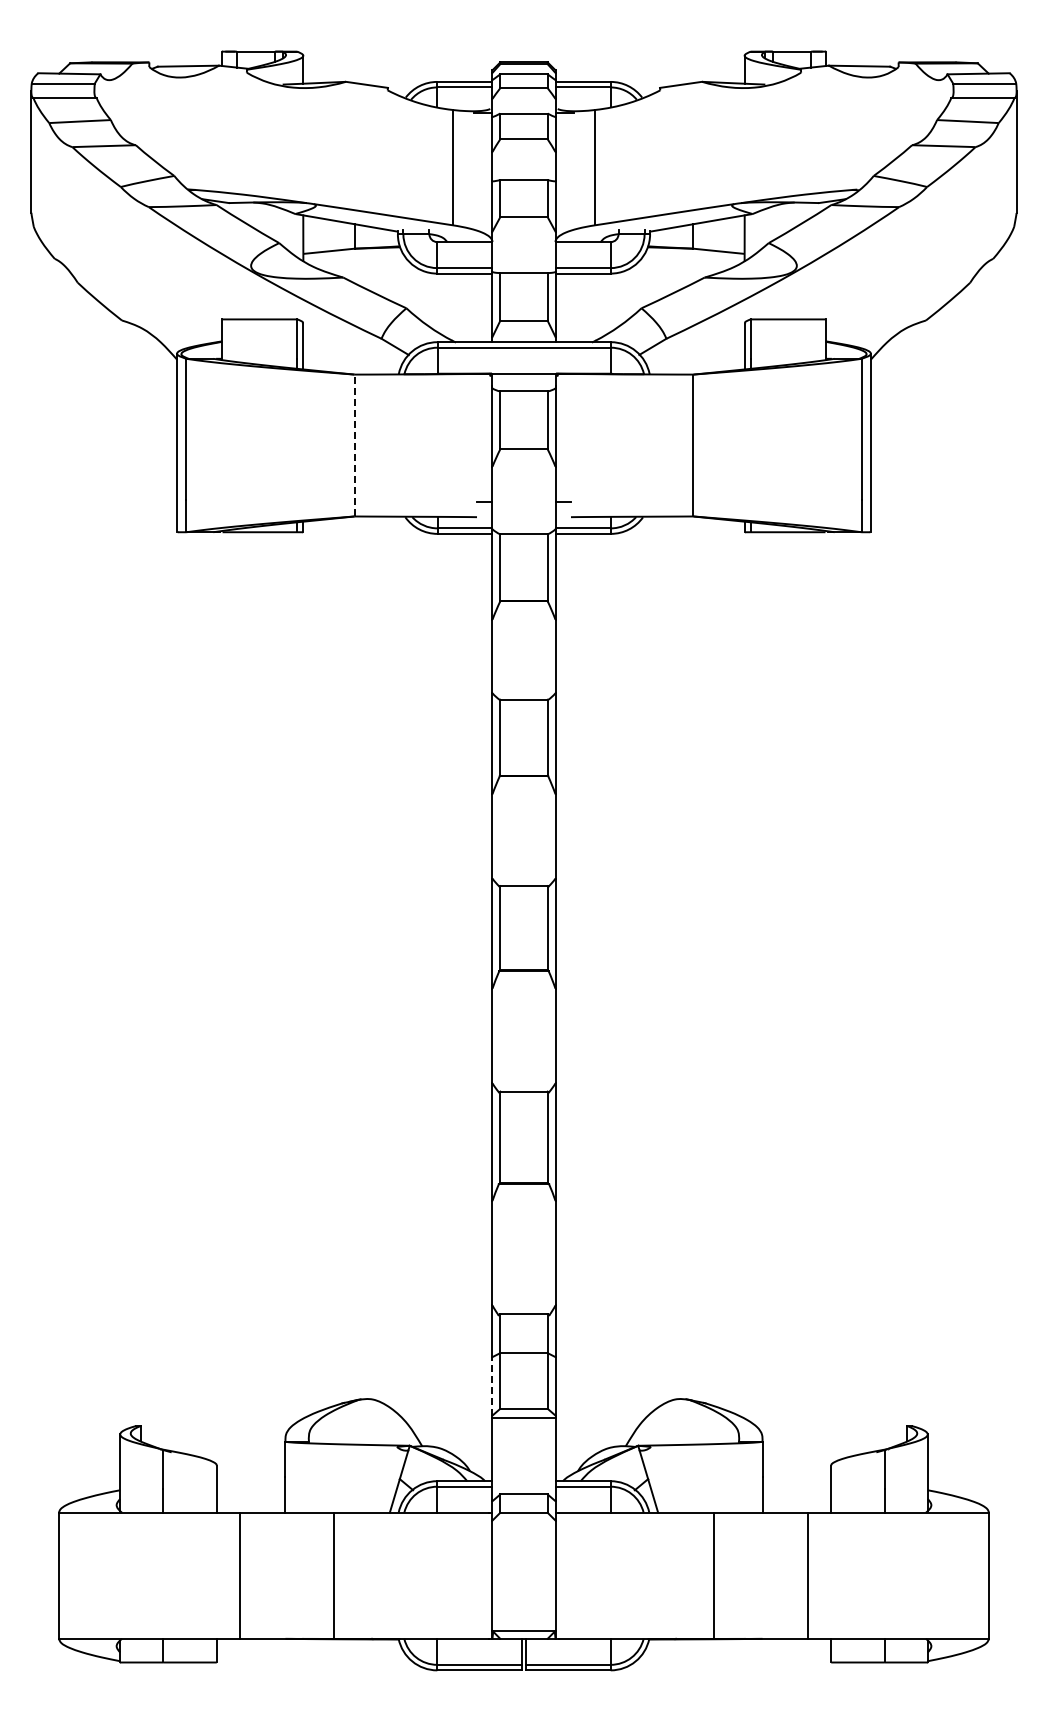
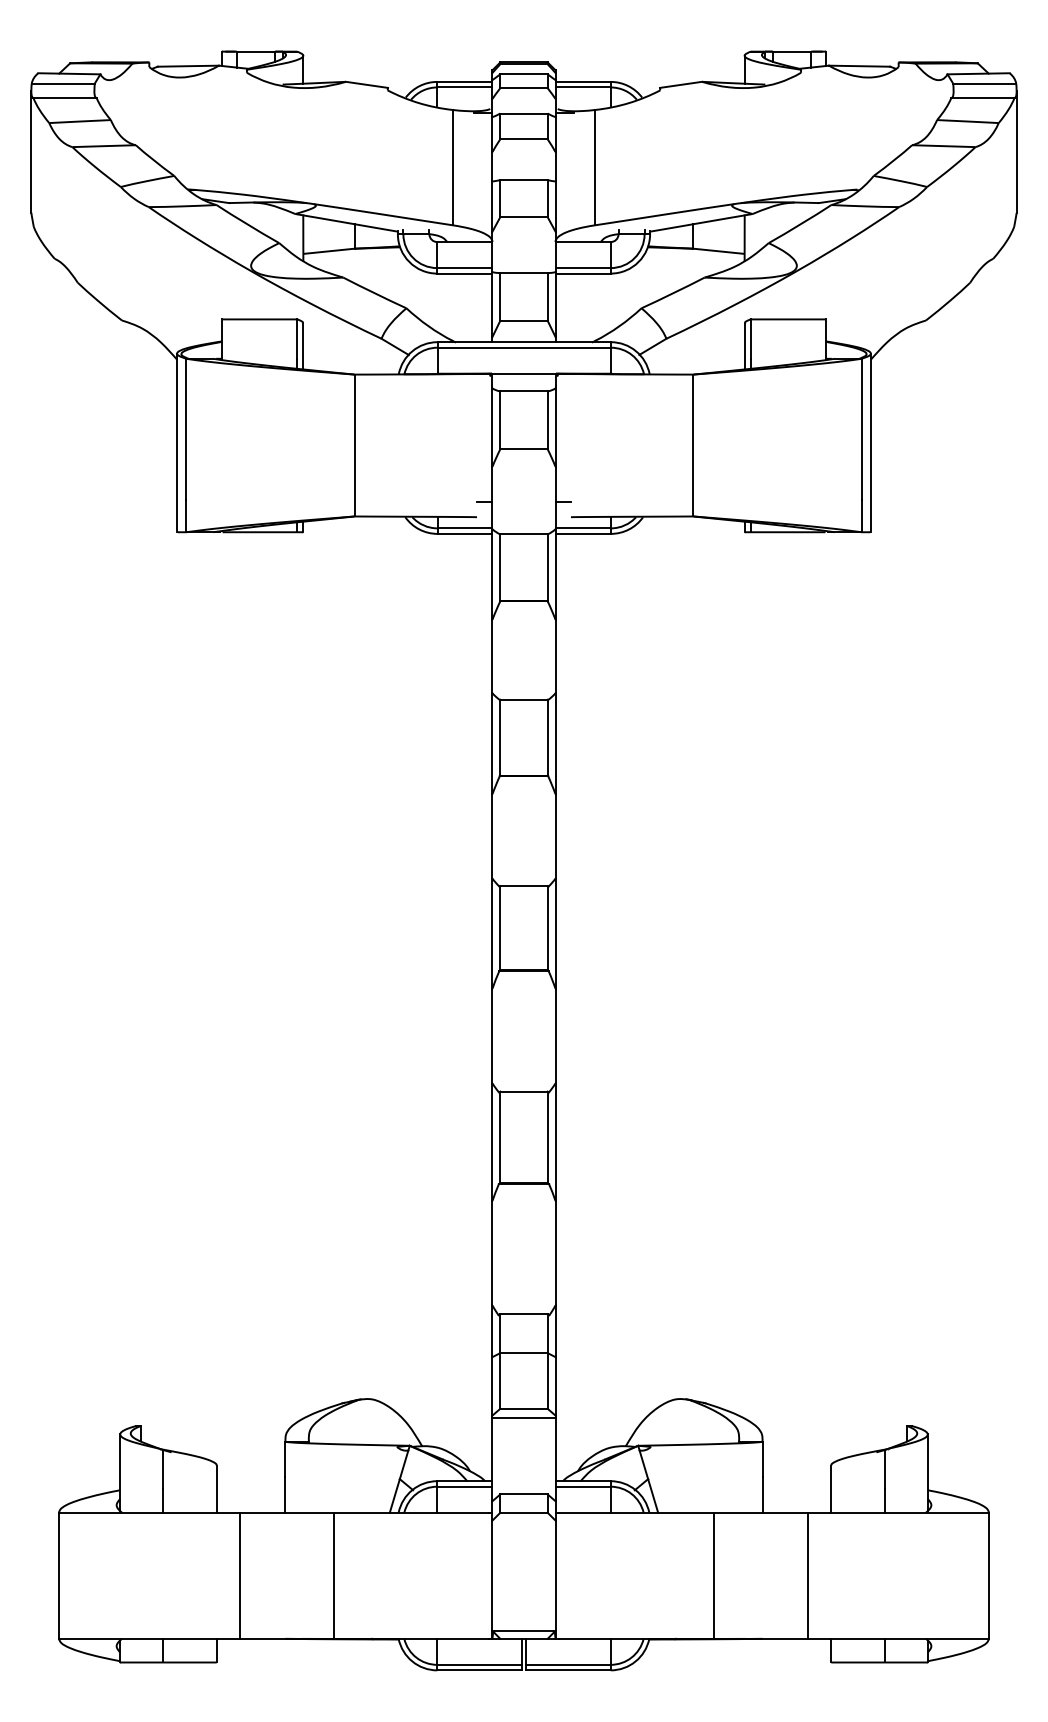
line: dashed -> solid (354, 445)
line: dashed -> solid (492, 1385)
